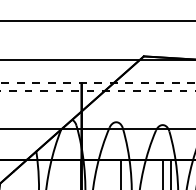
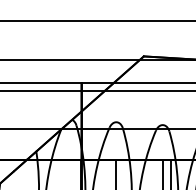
line: dashed -> solid (97, 82)
line: dashed -> solid (98, 90)
line position: (121, 173) -> (116, 173) (116, 173)
